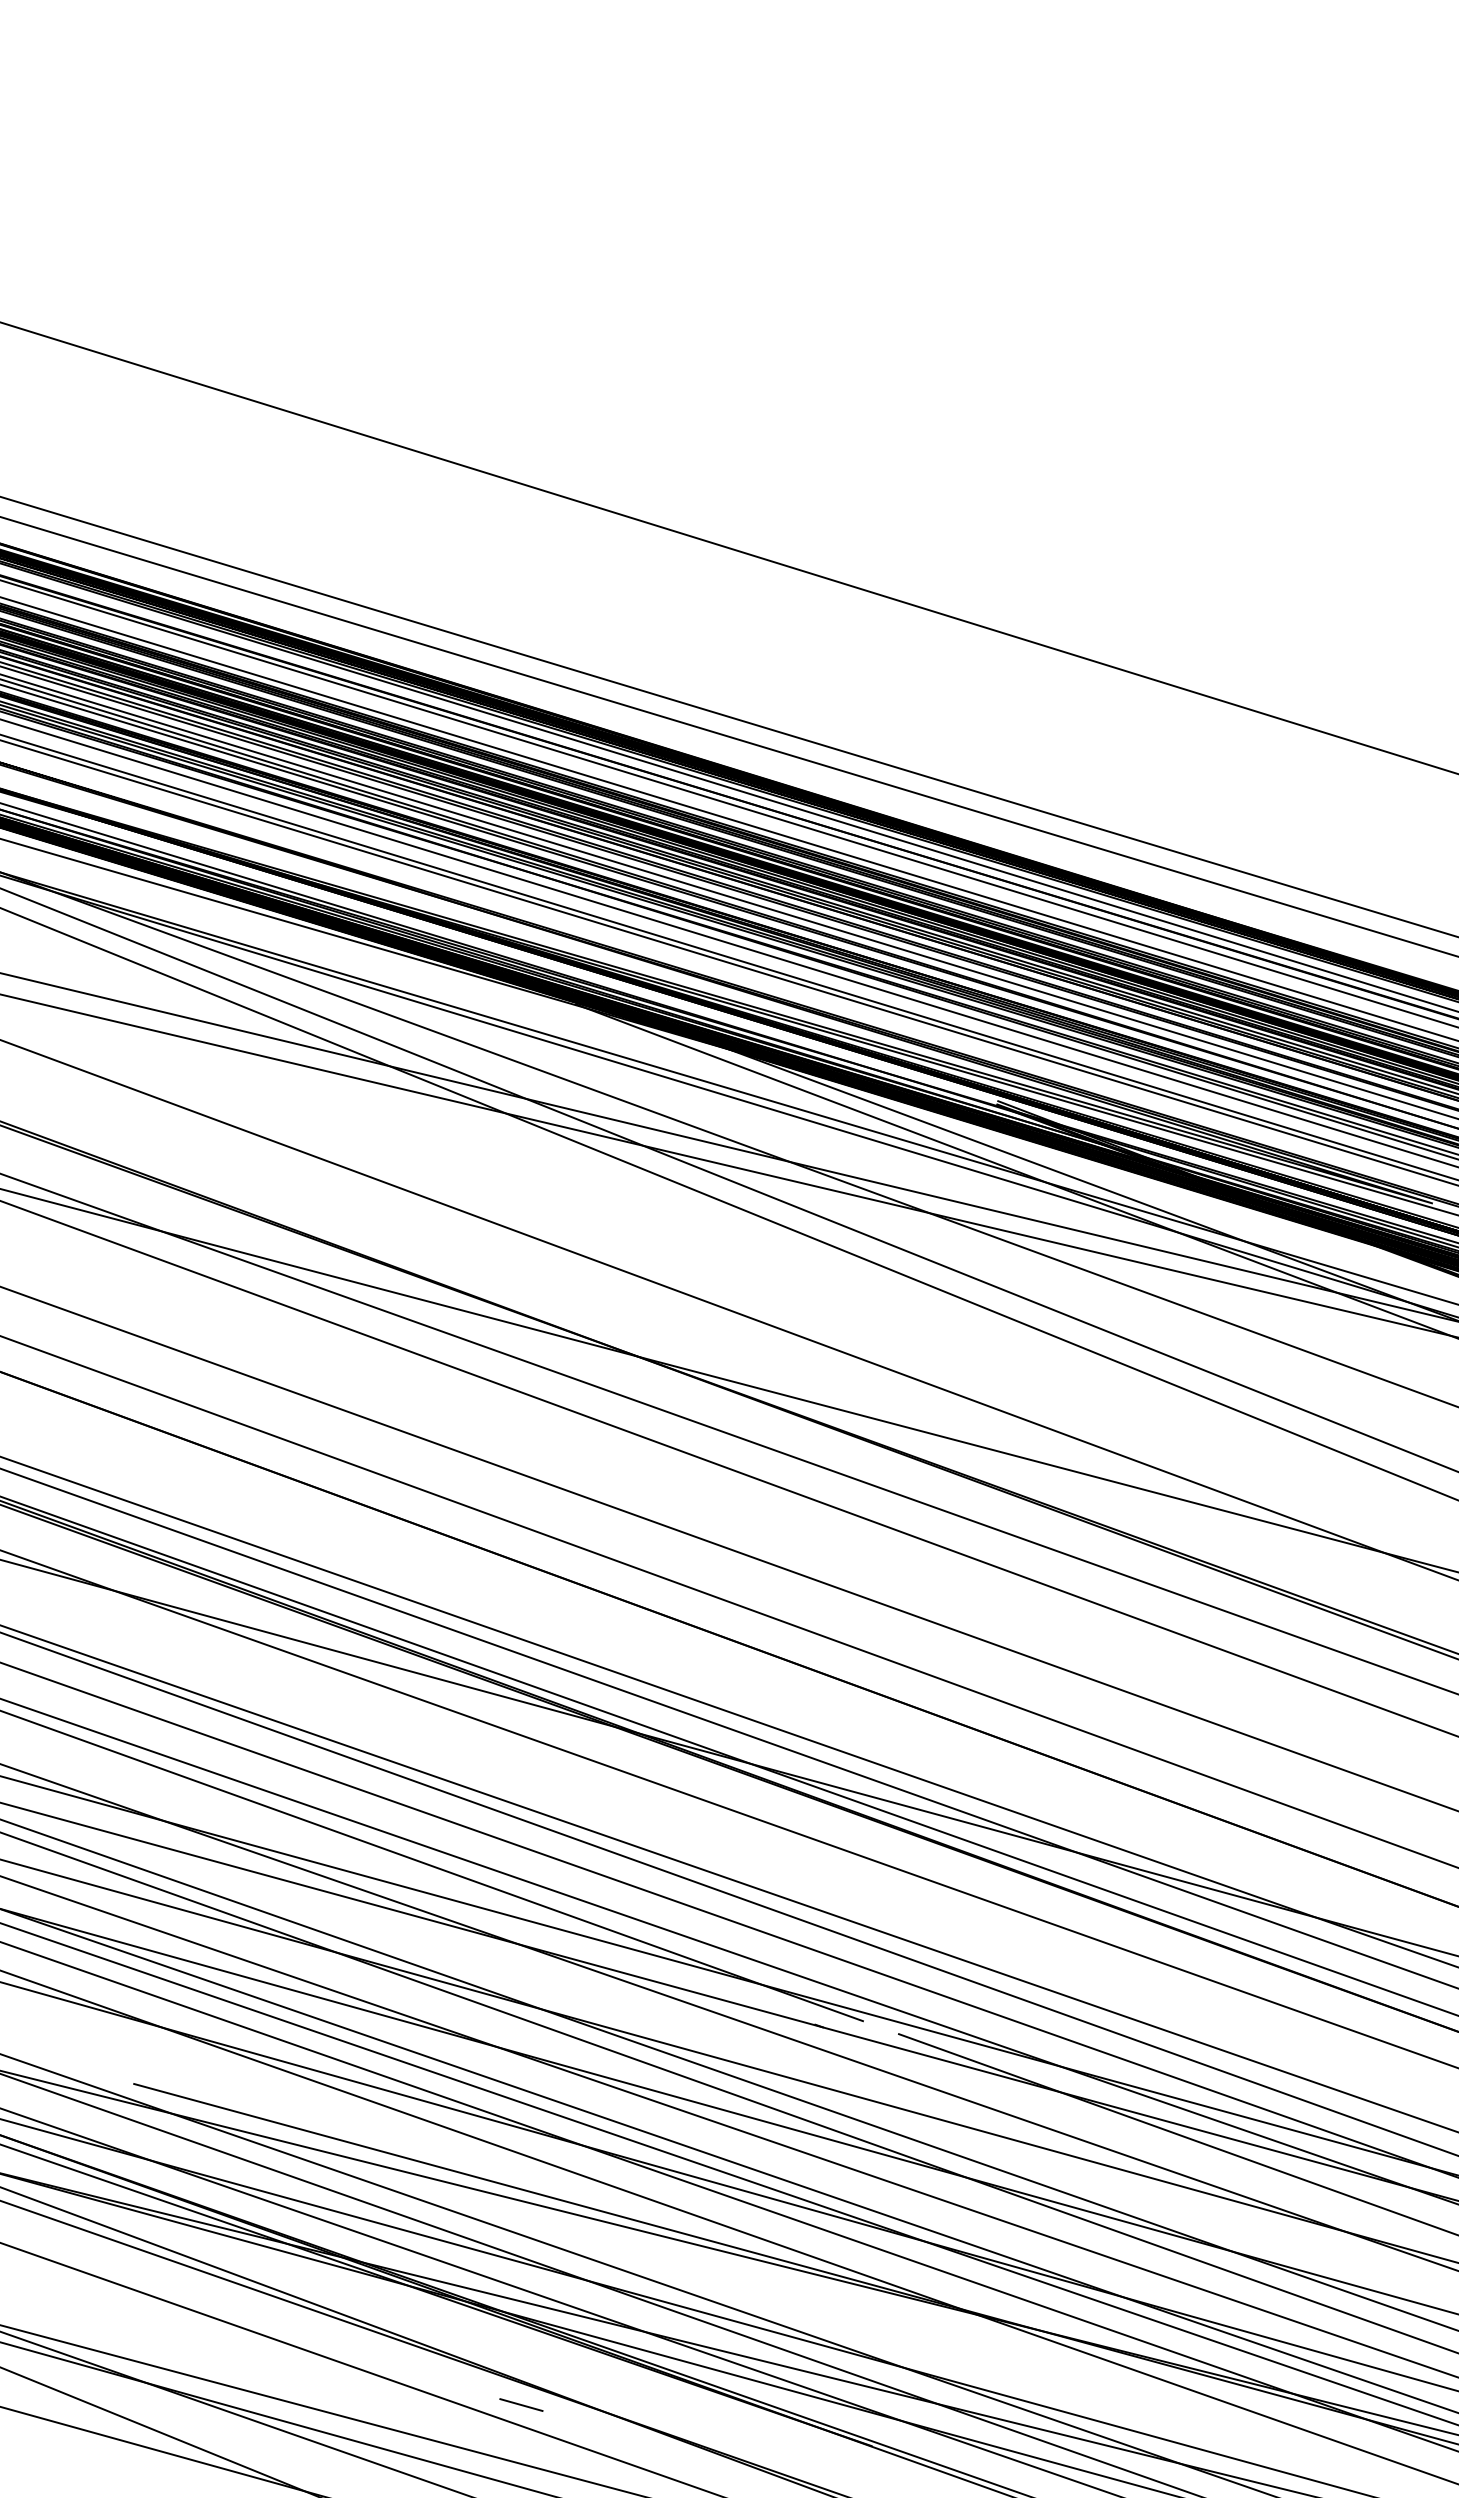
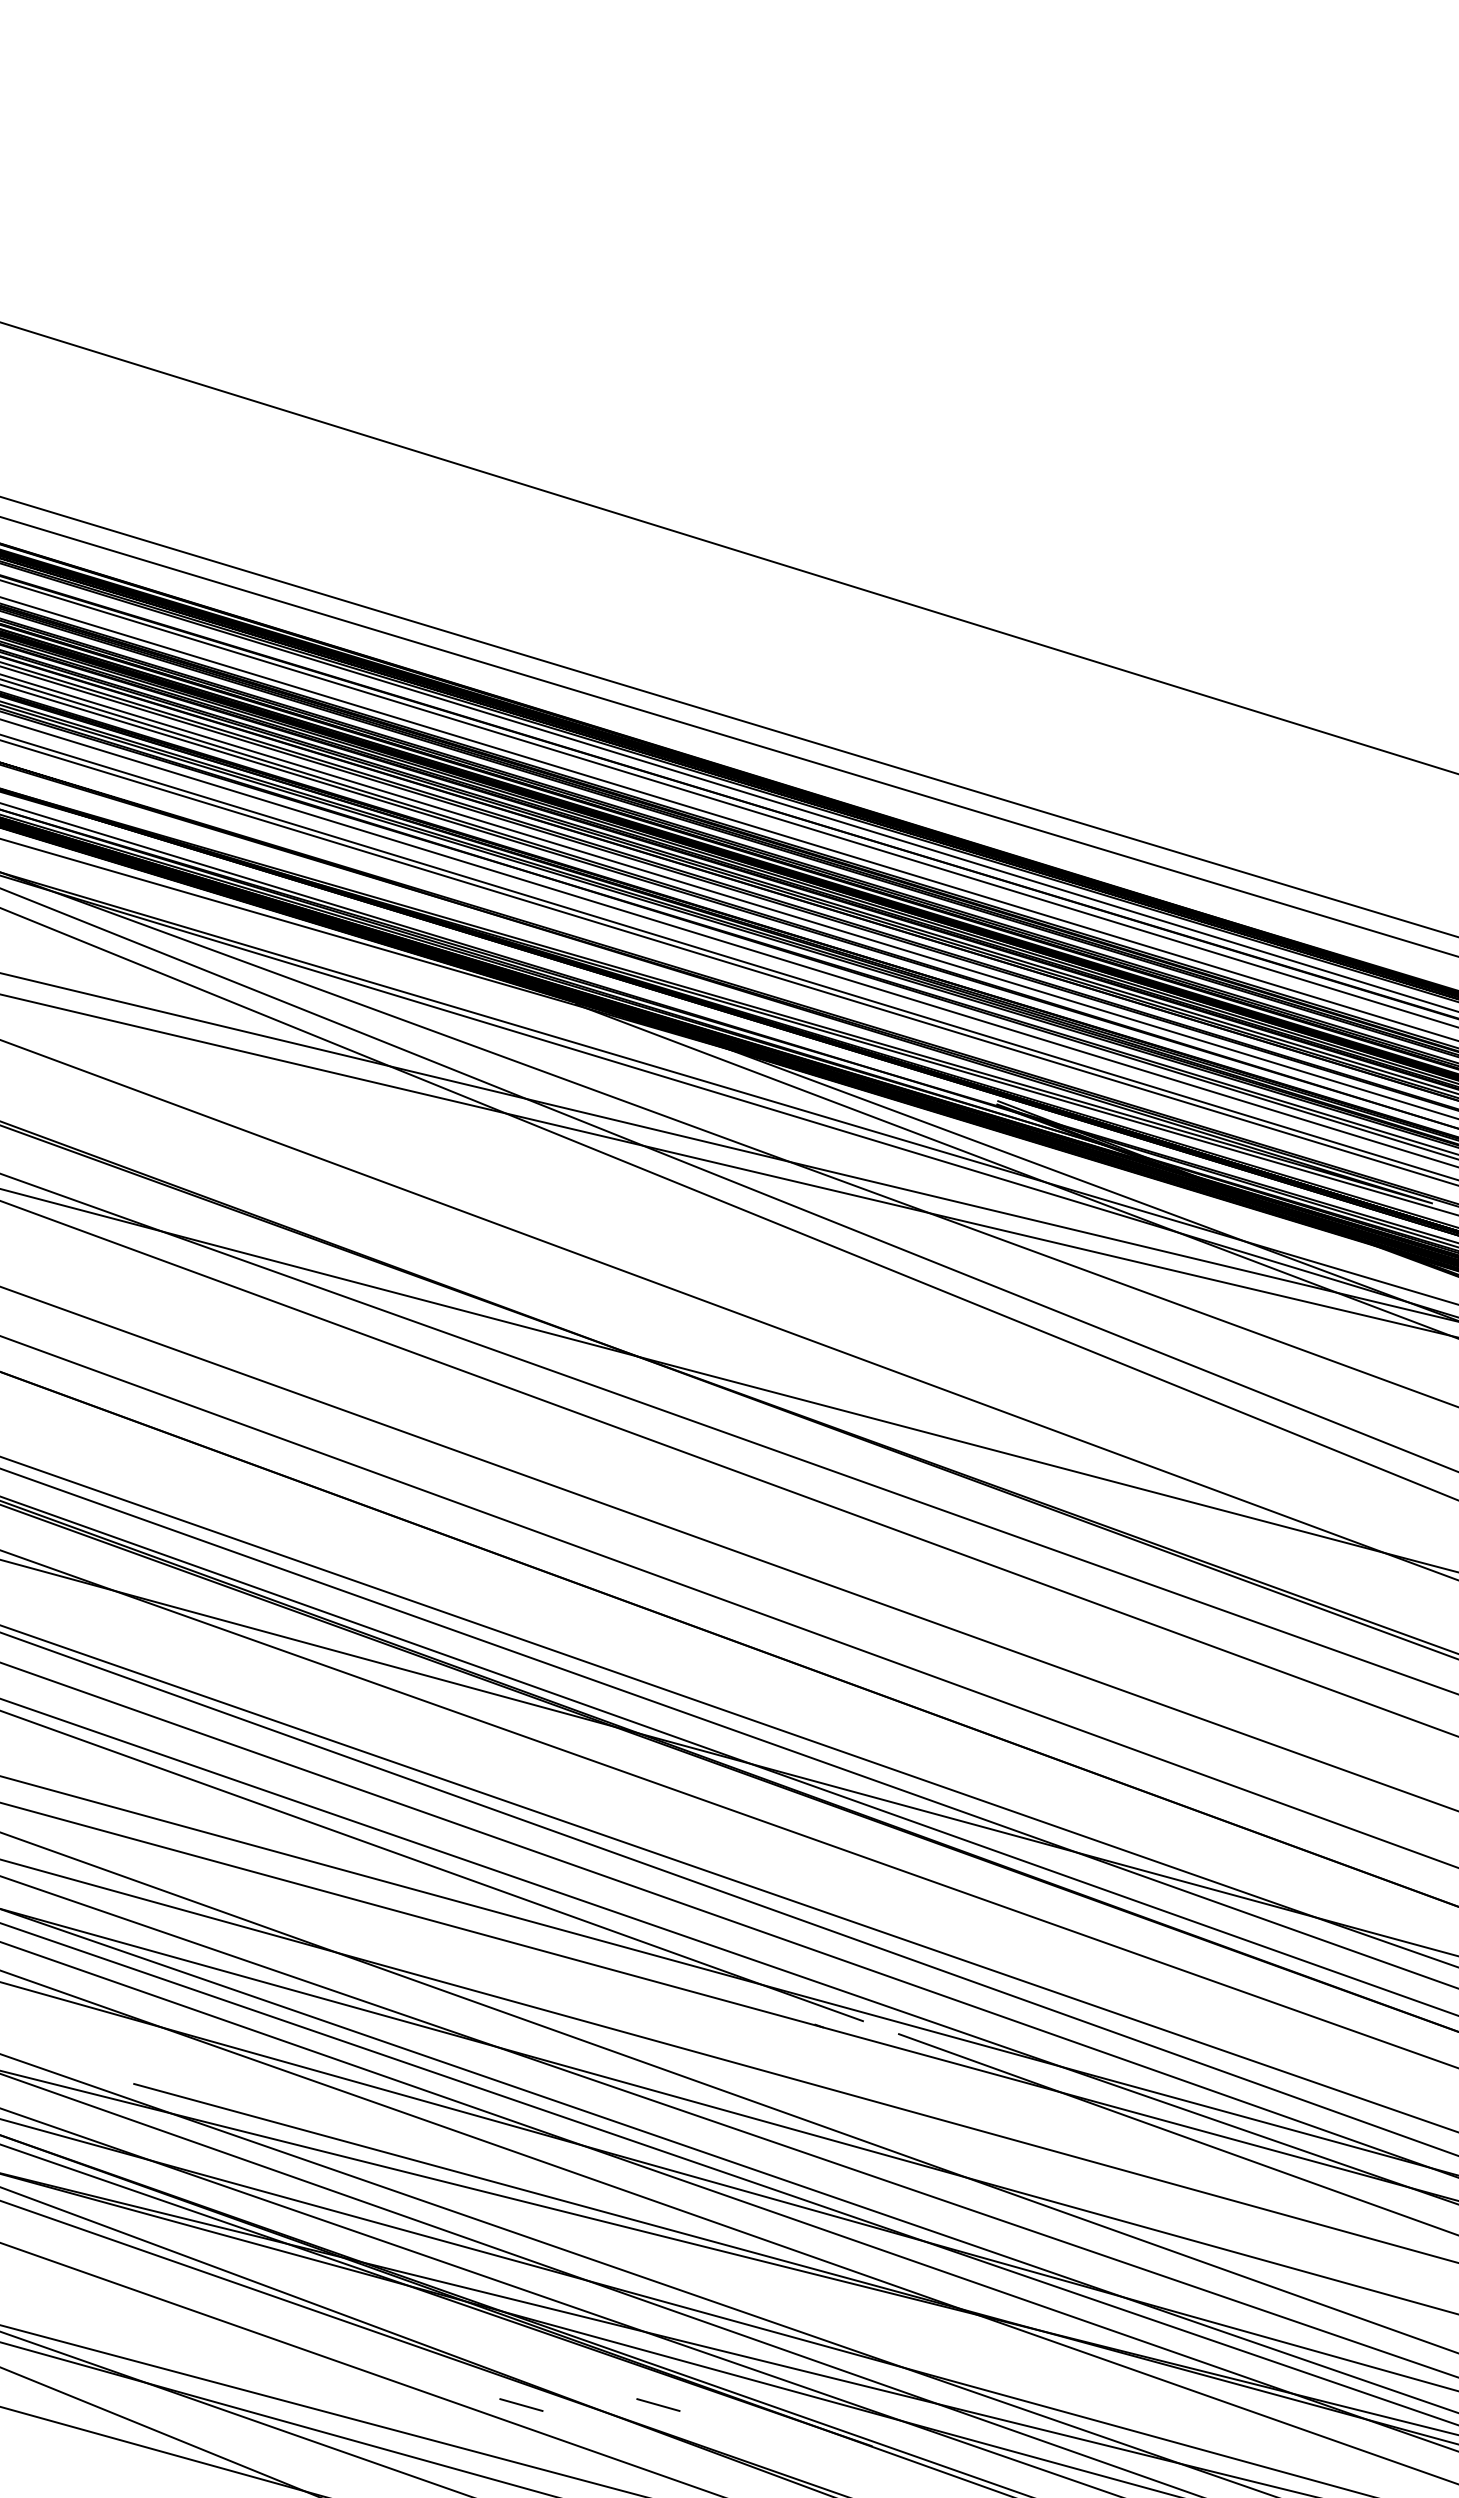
line: present -> none (728, 2017)
line: present -> none (728, 2075)
line: none -> present (658, 2404)
